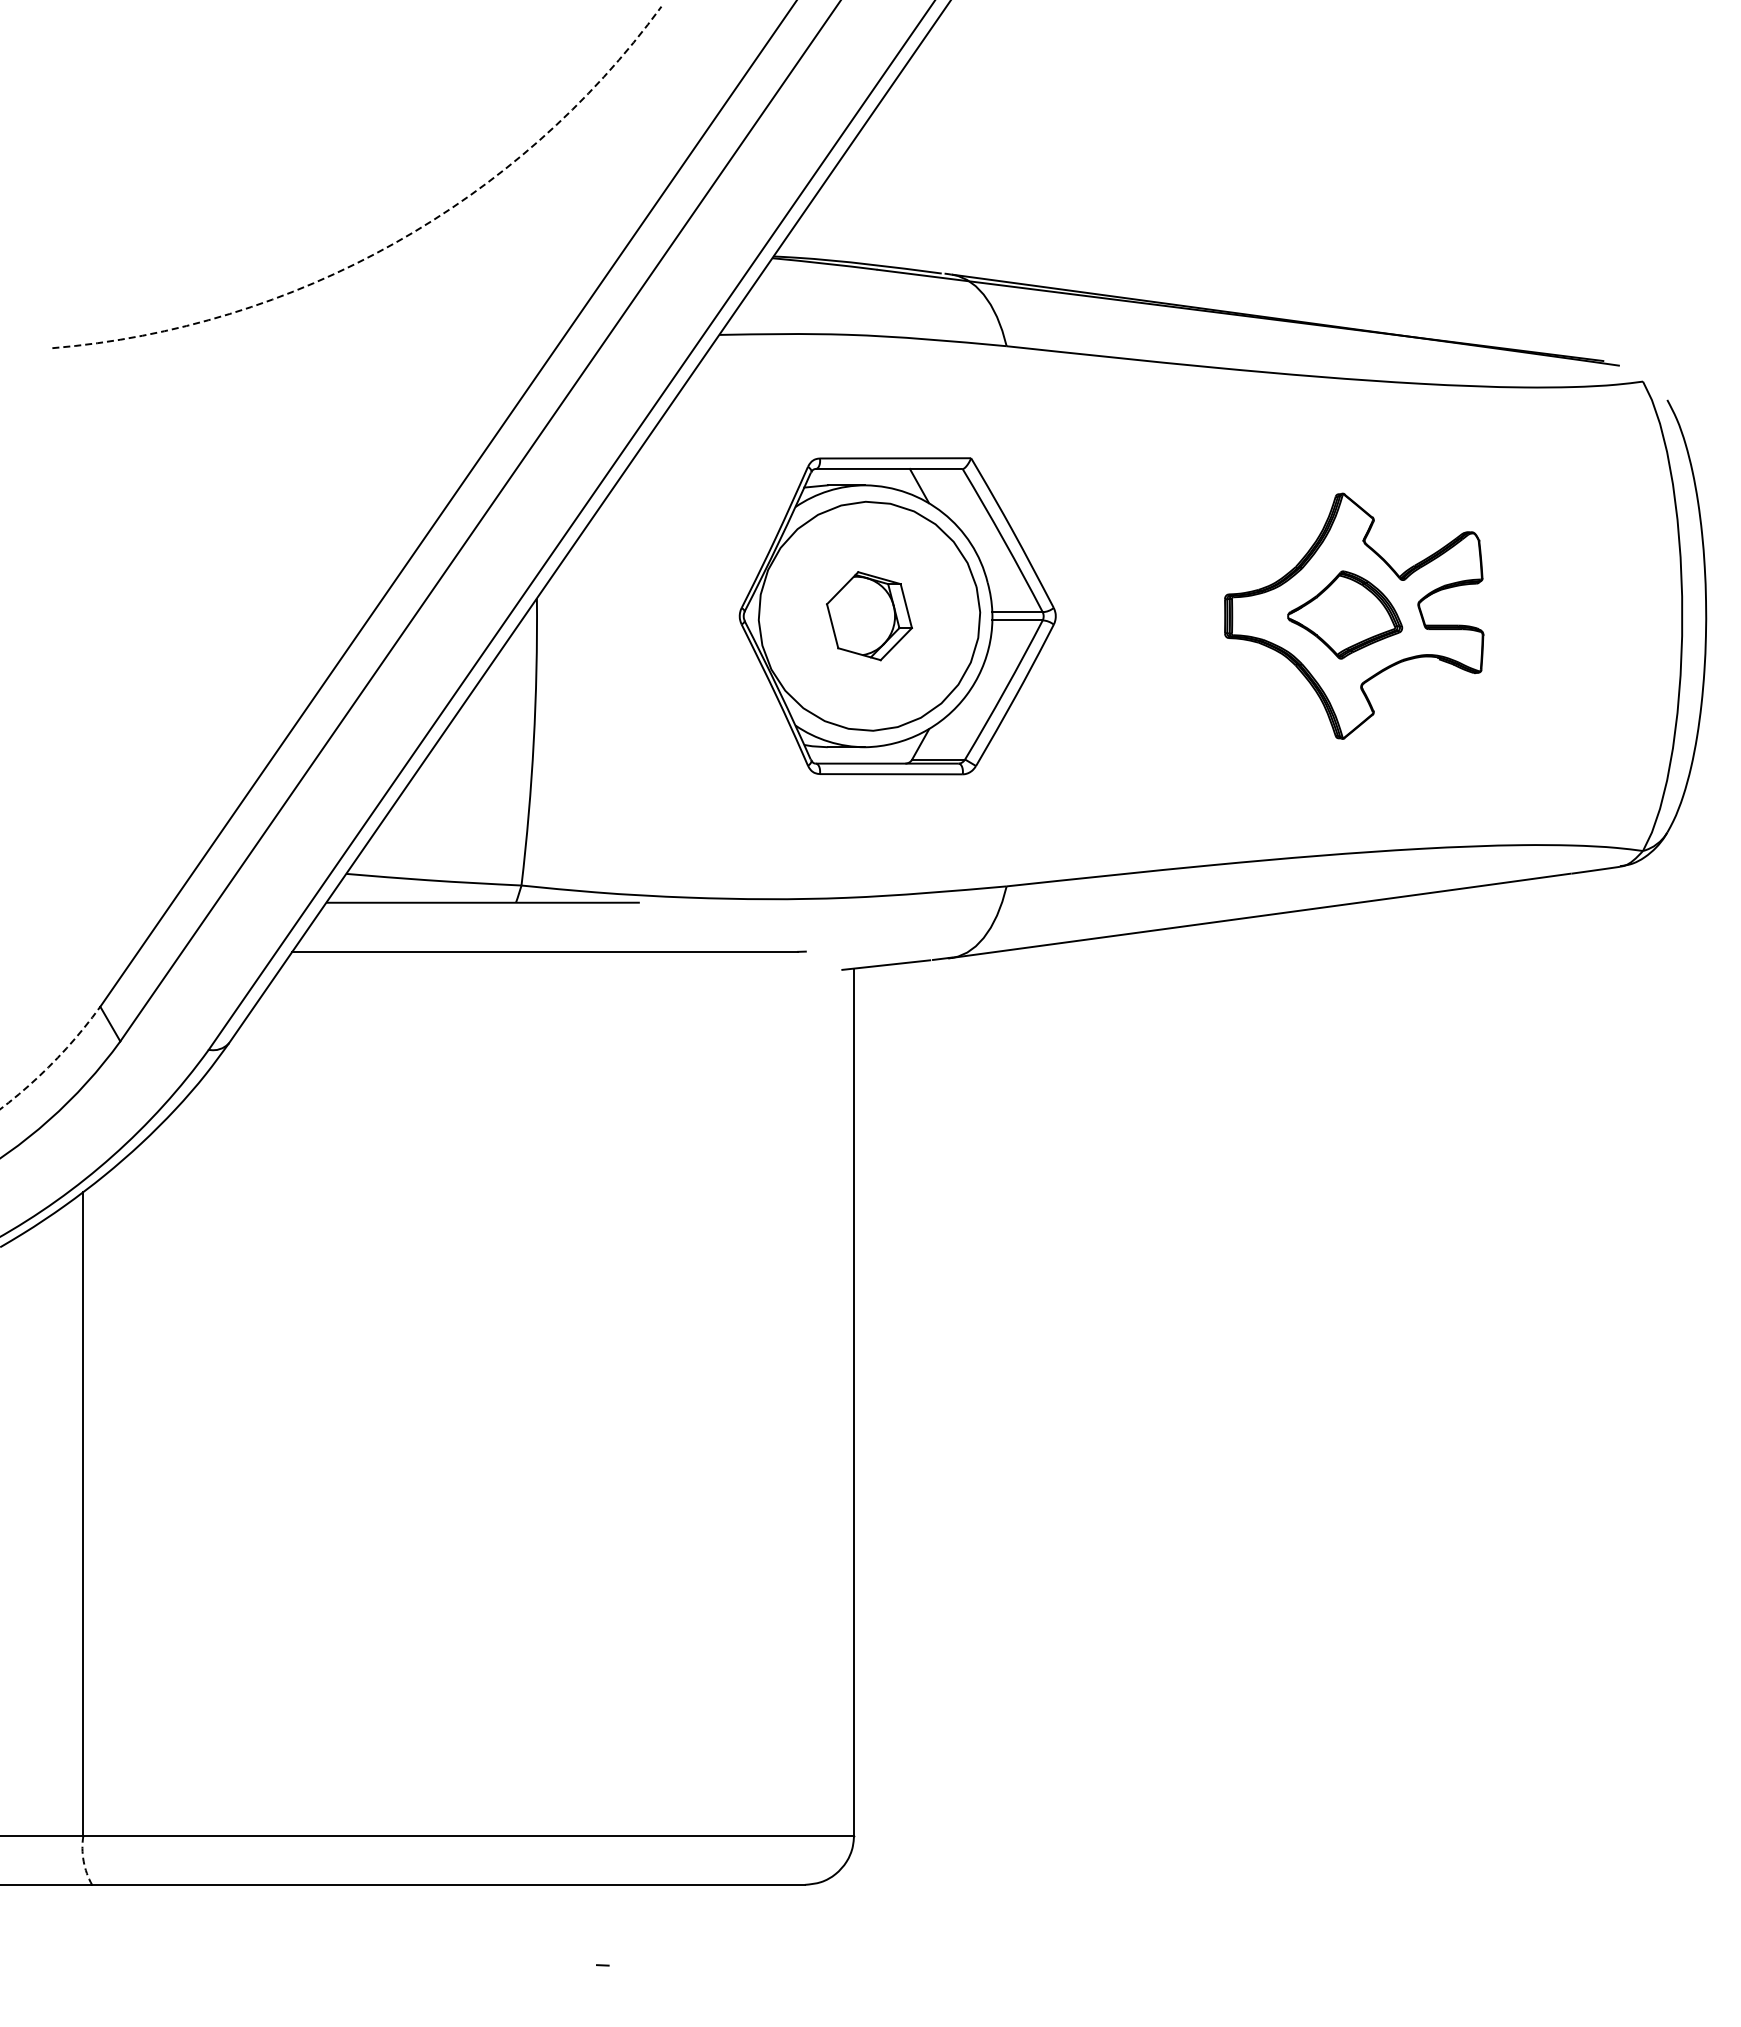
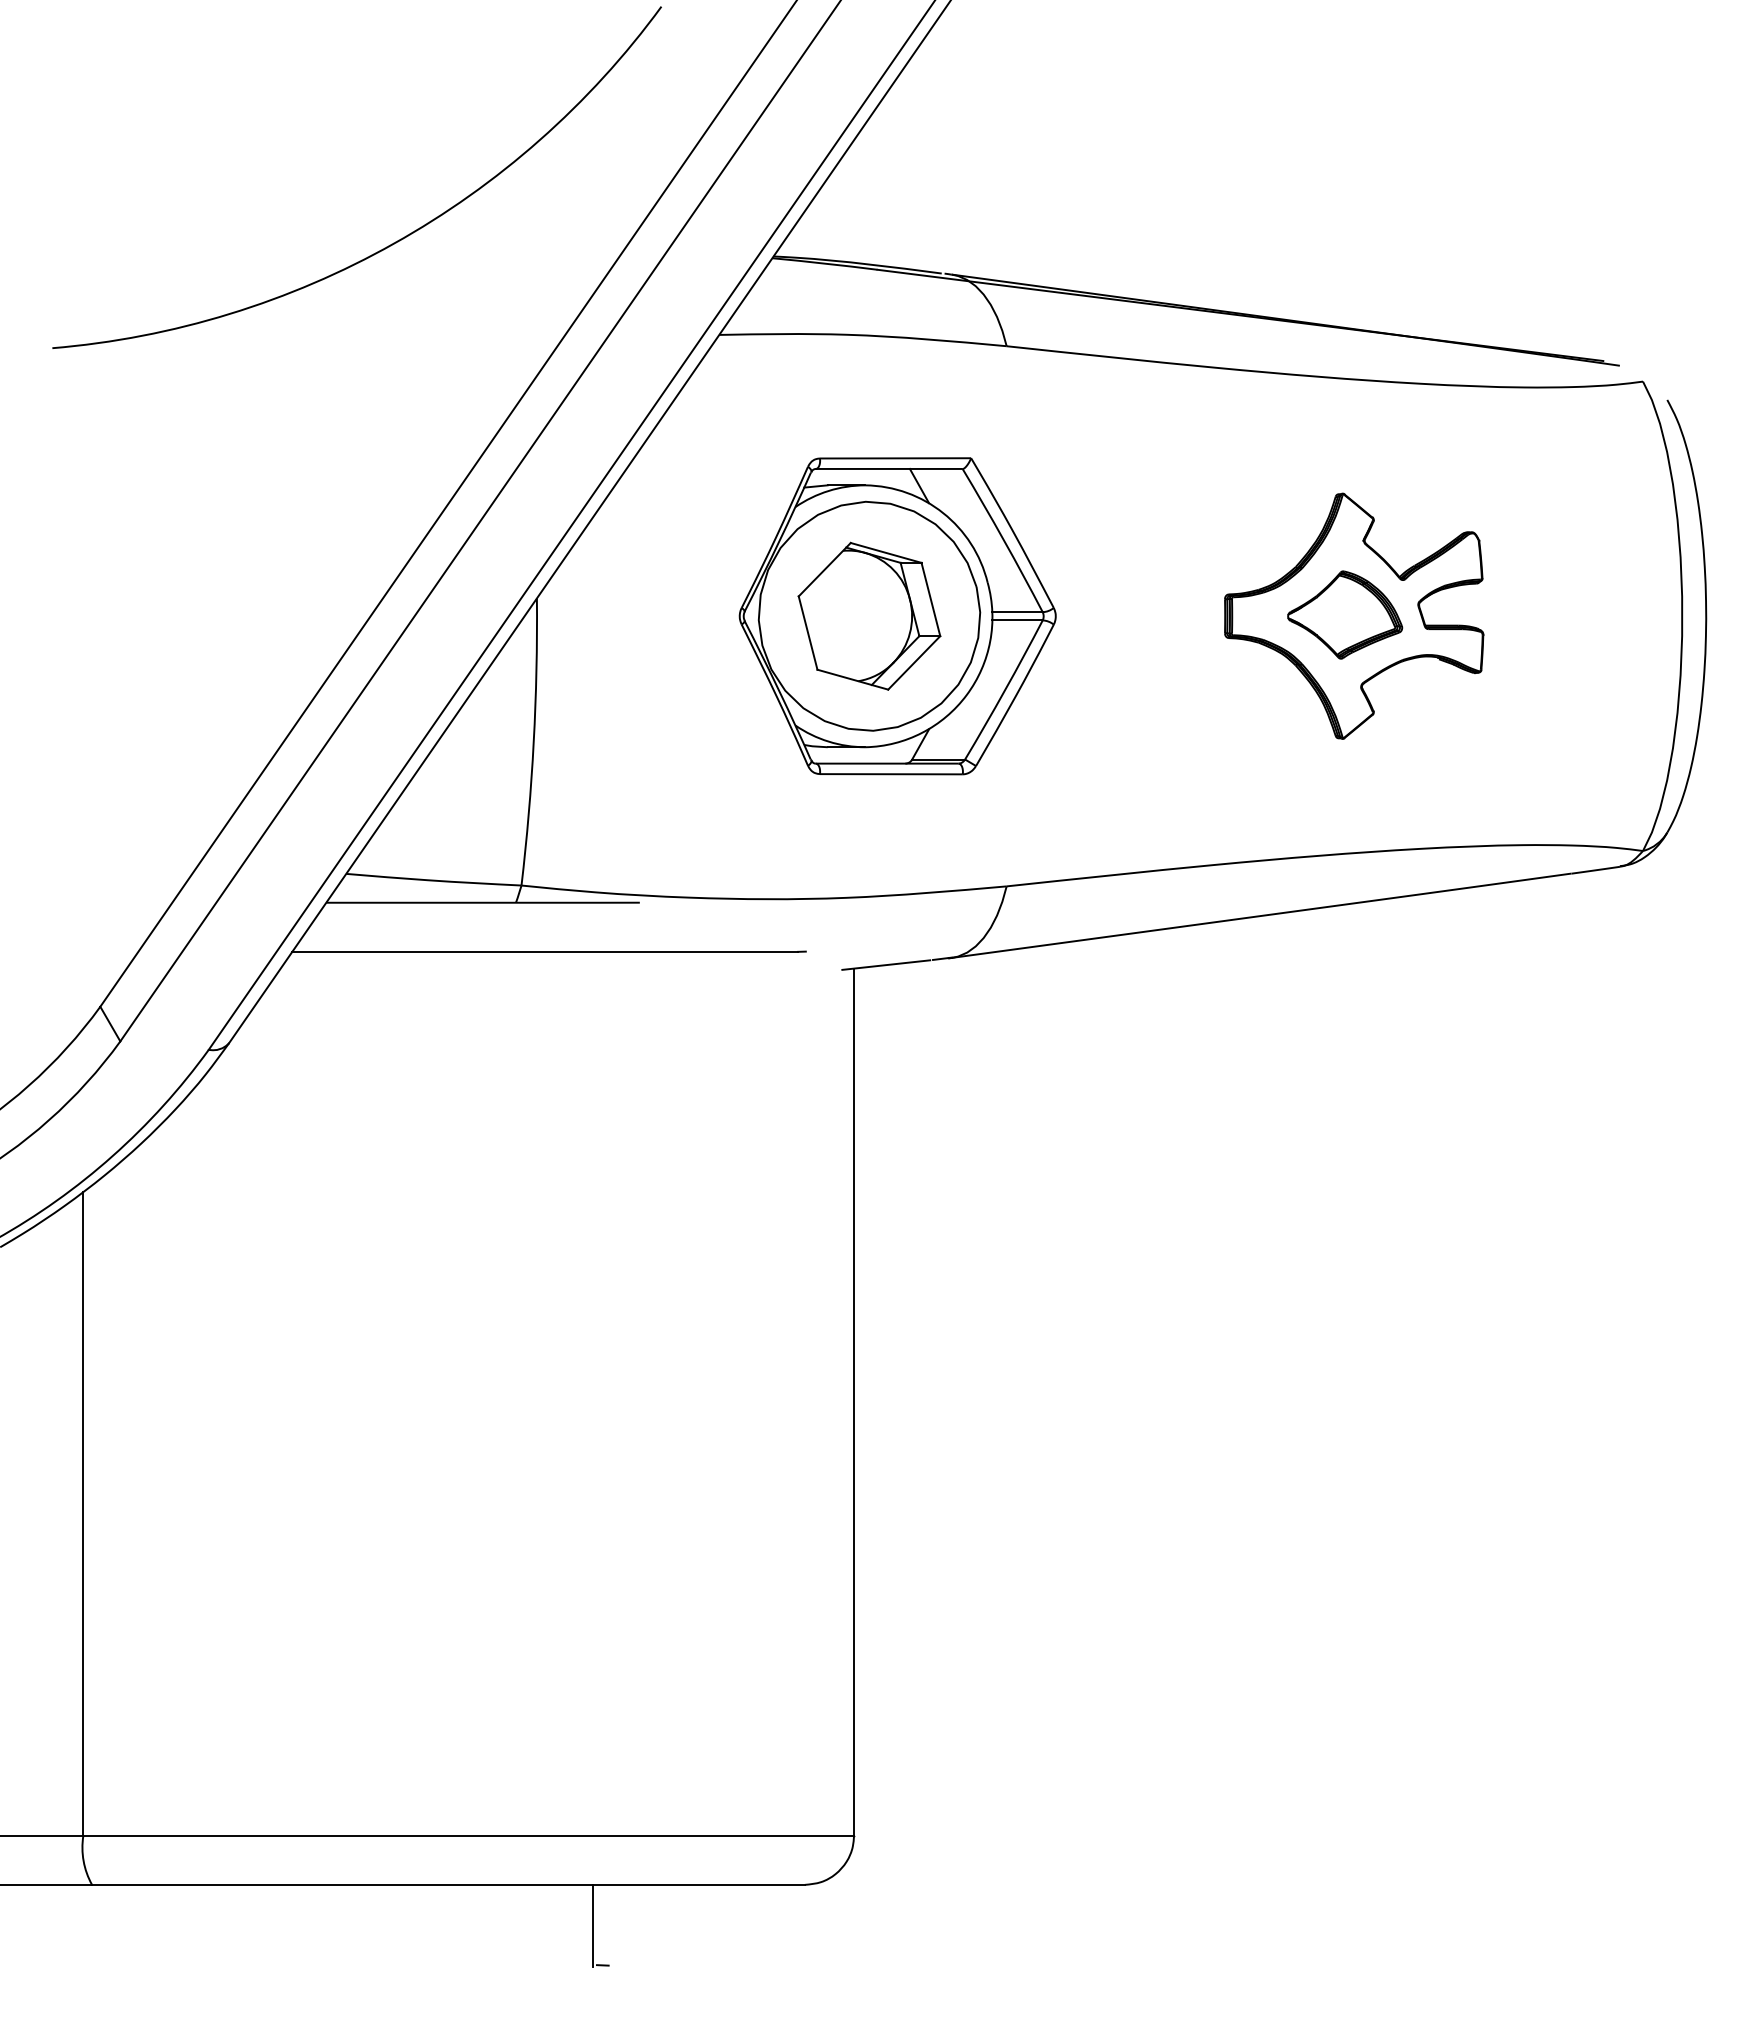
arc: dashed -> solid (394, 243)
part size: 88x91 px -> 145x150 px (869, 615)
arc: dashed -> solid (53, 1061)
arc: dashed -> solid (83, 1861)
line: none -> present (592, 1925)
